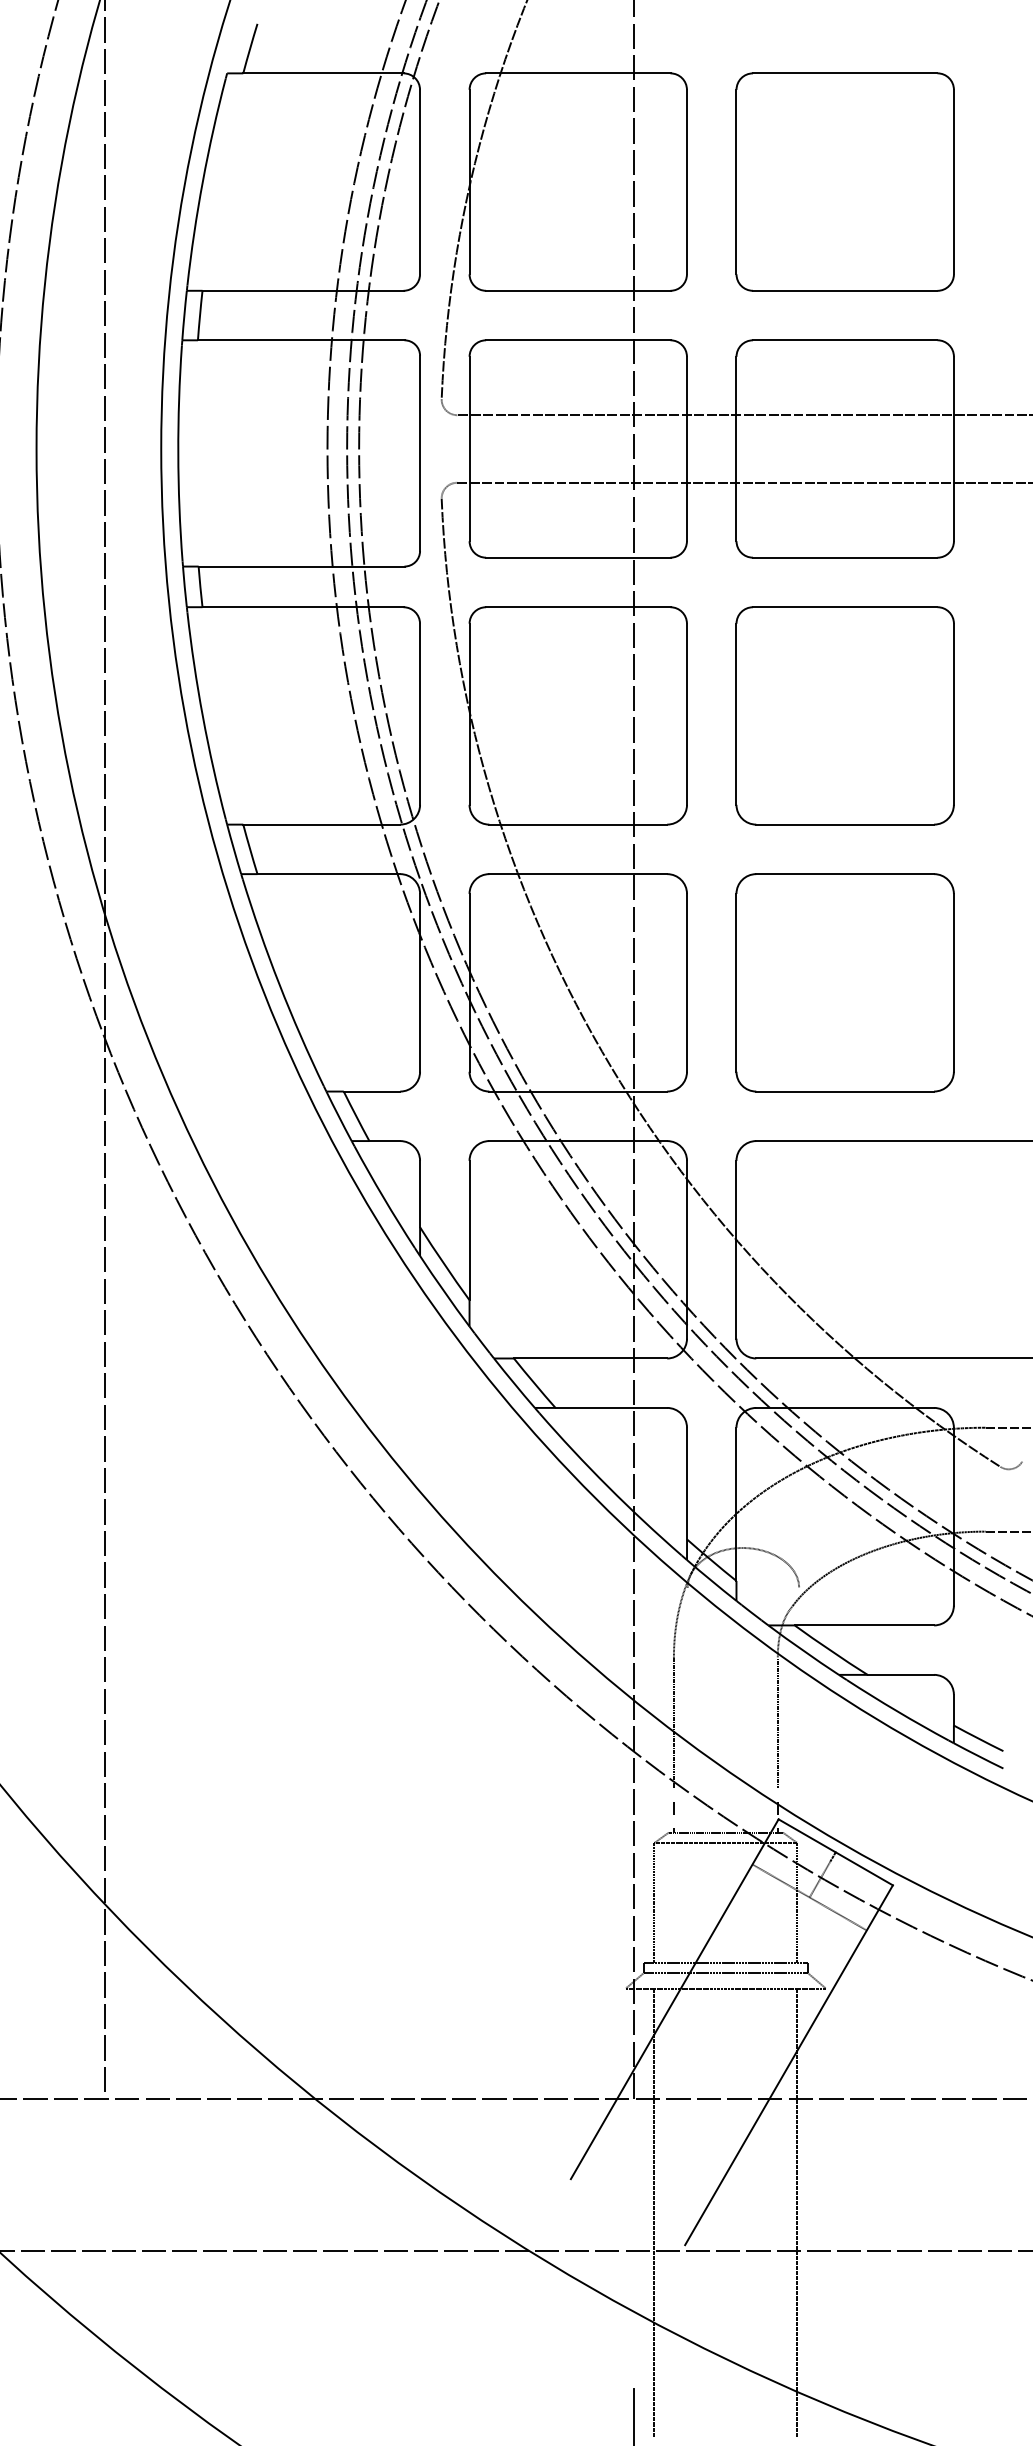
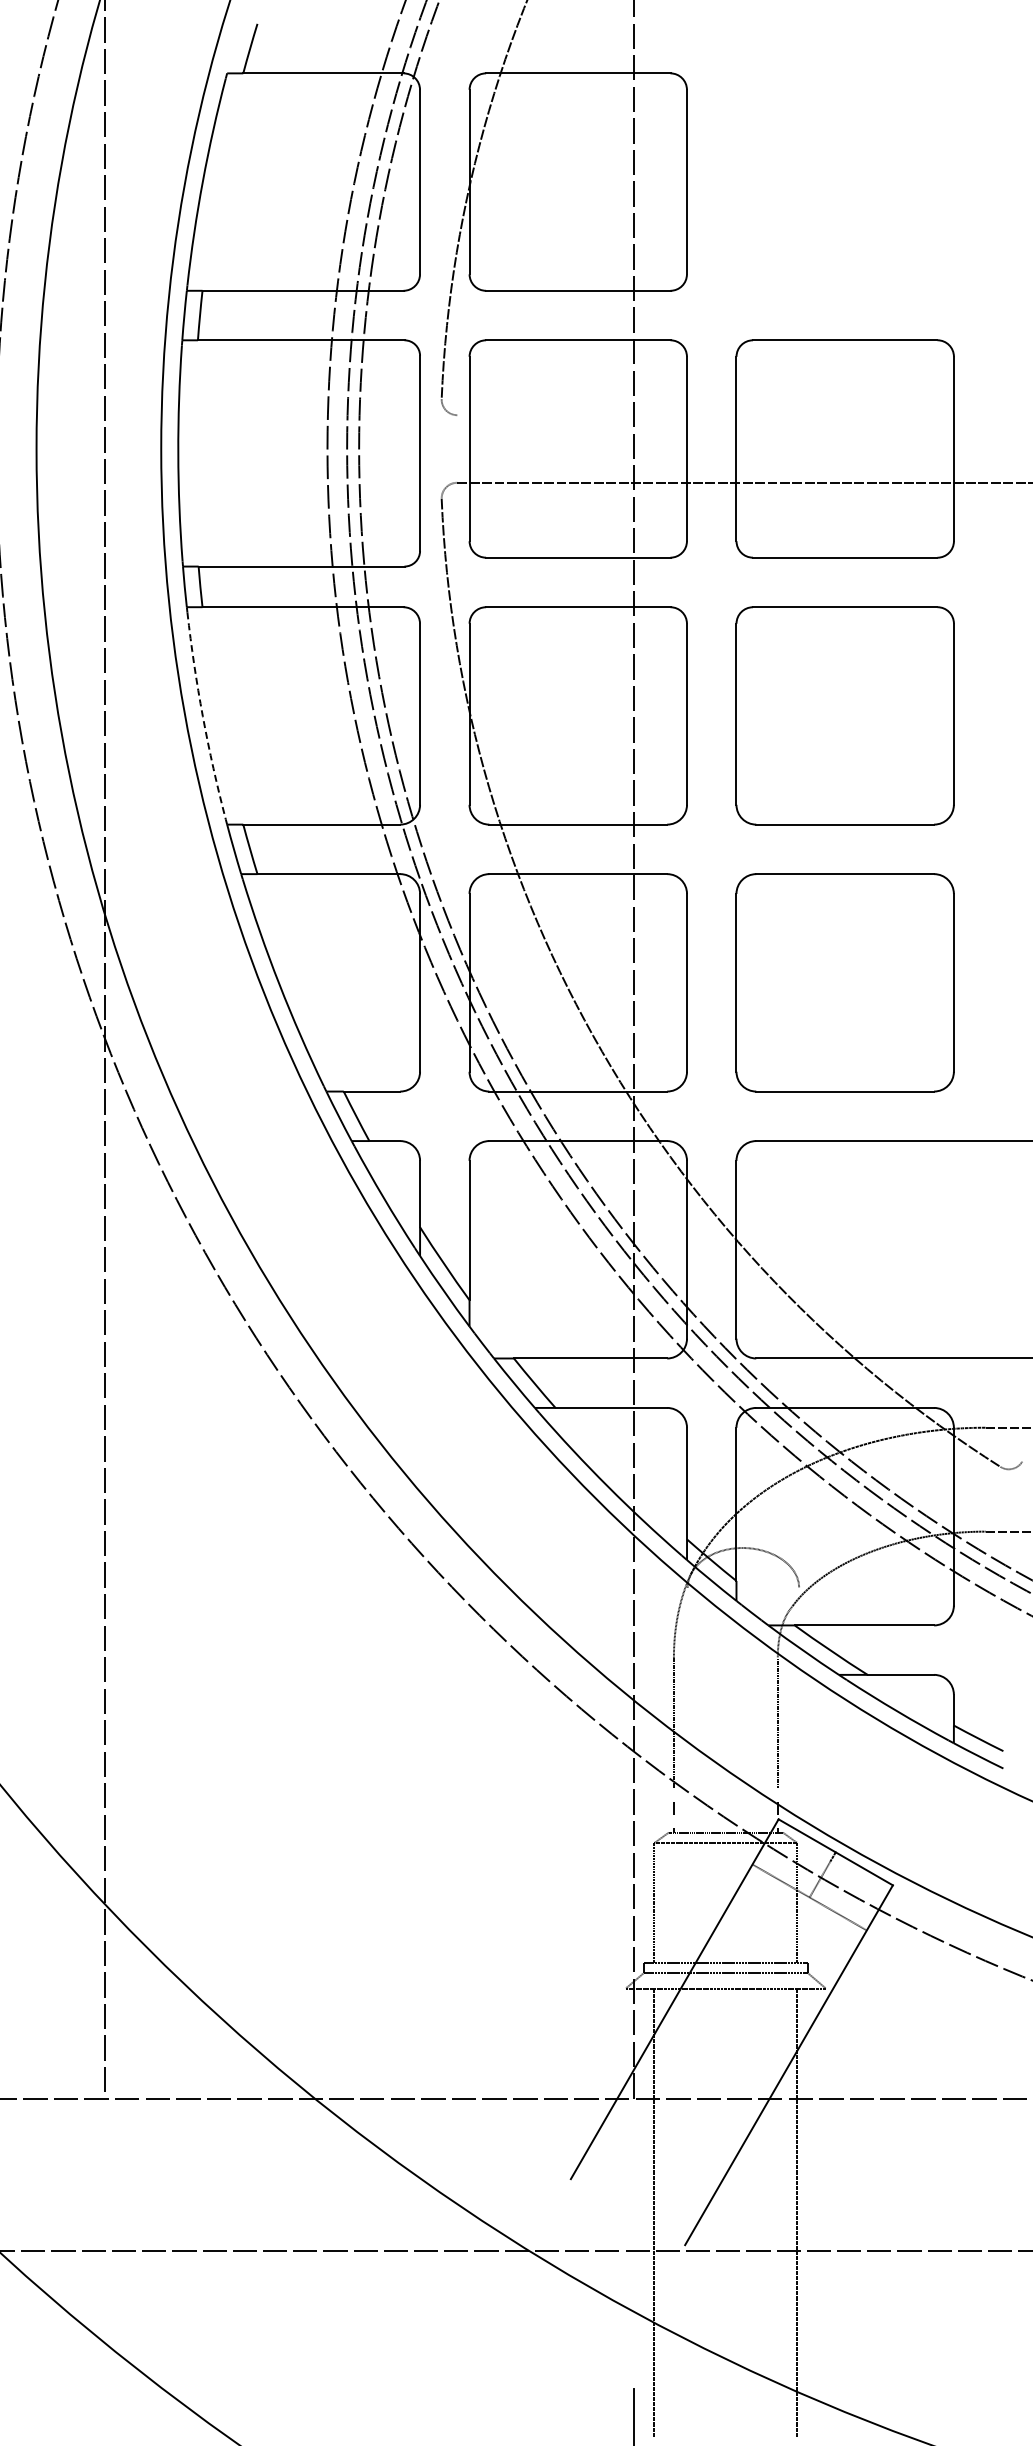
part: present -> none (844, 181)
line: present -> none (743, 415)
arc: solid -> dashed (202, 716)
